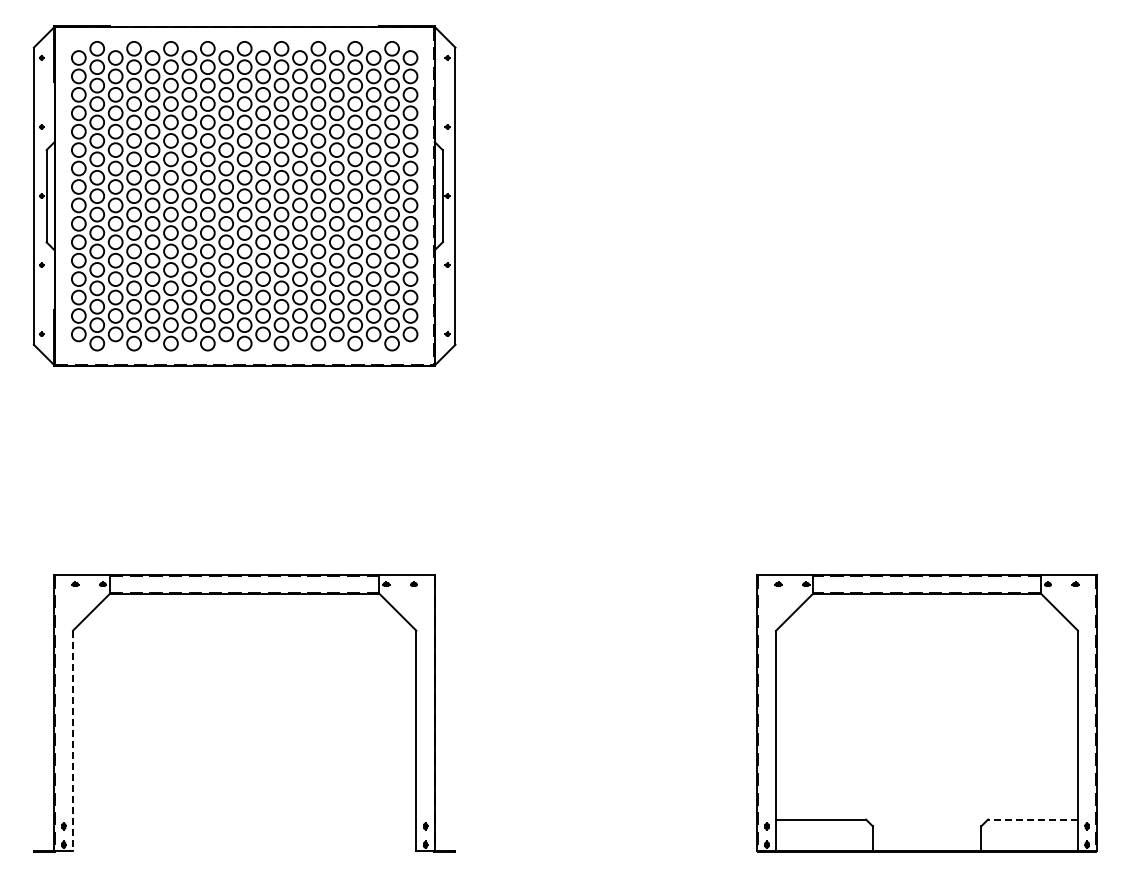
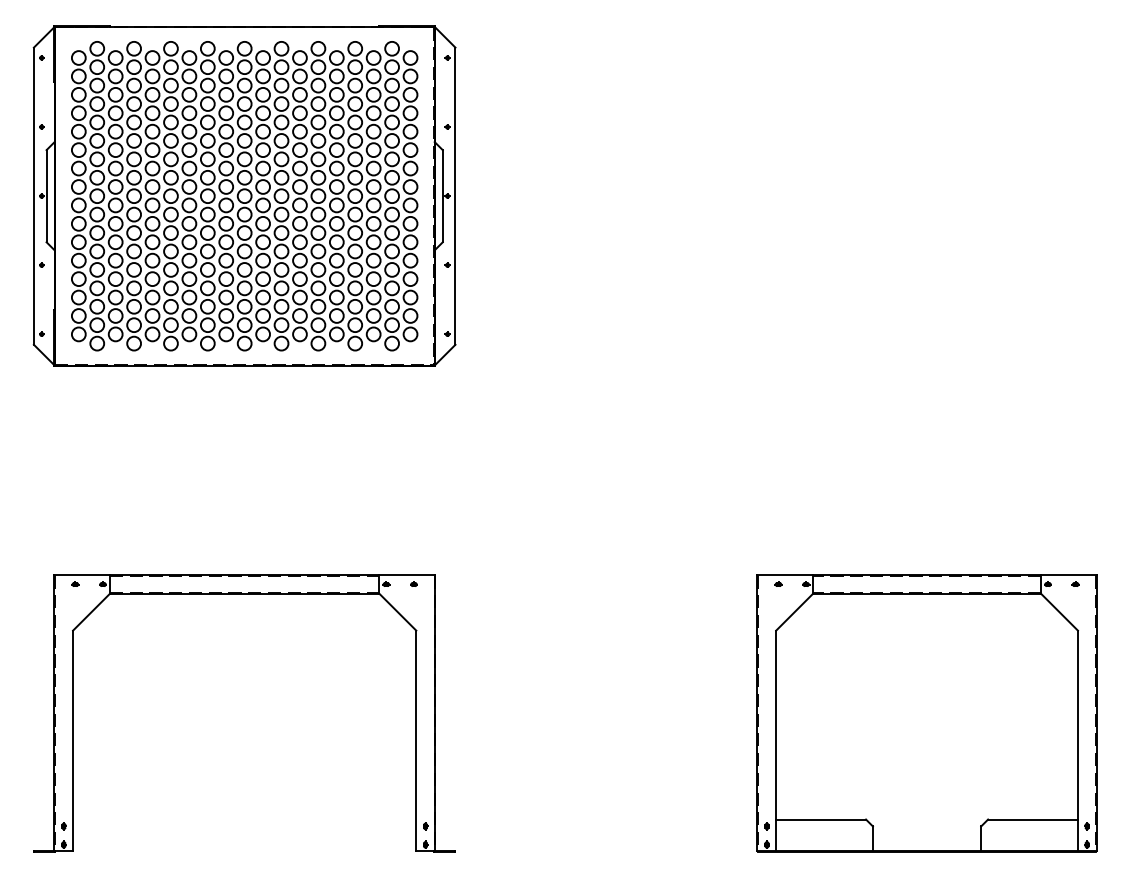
line: dashed -> solid (73, 741)
line: dashed -> solid (1033, 819)
